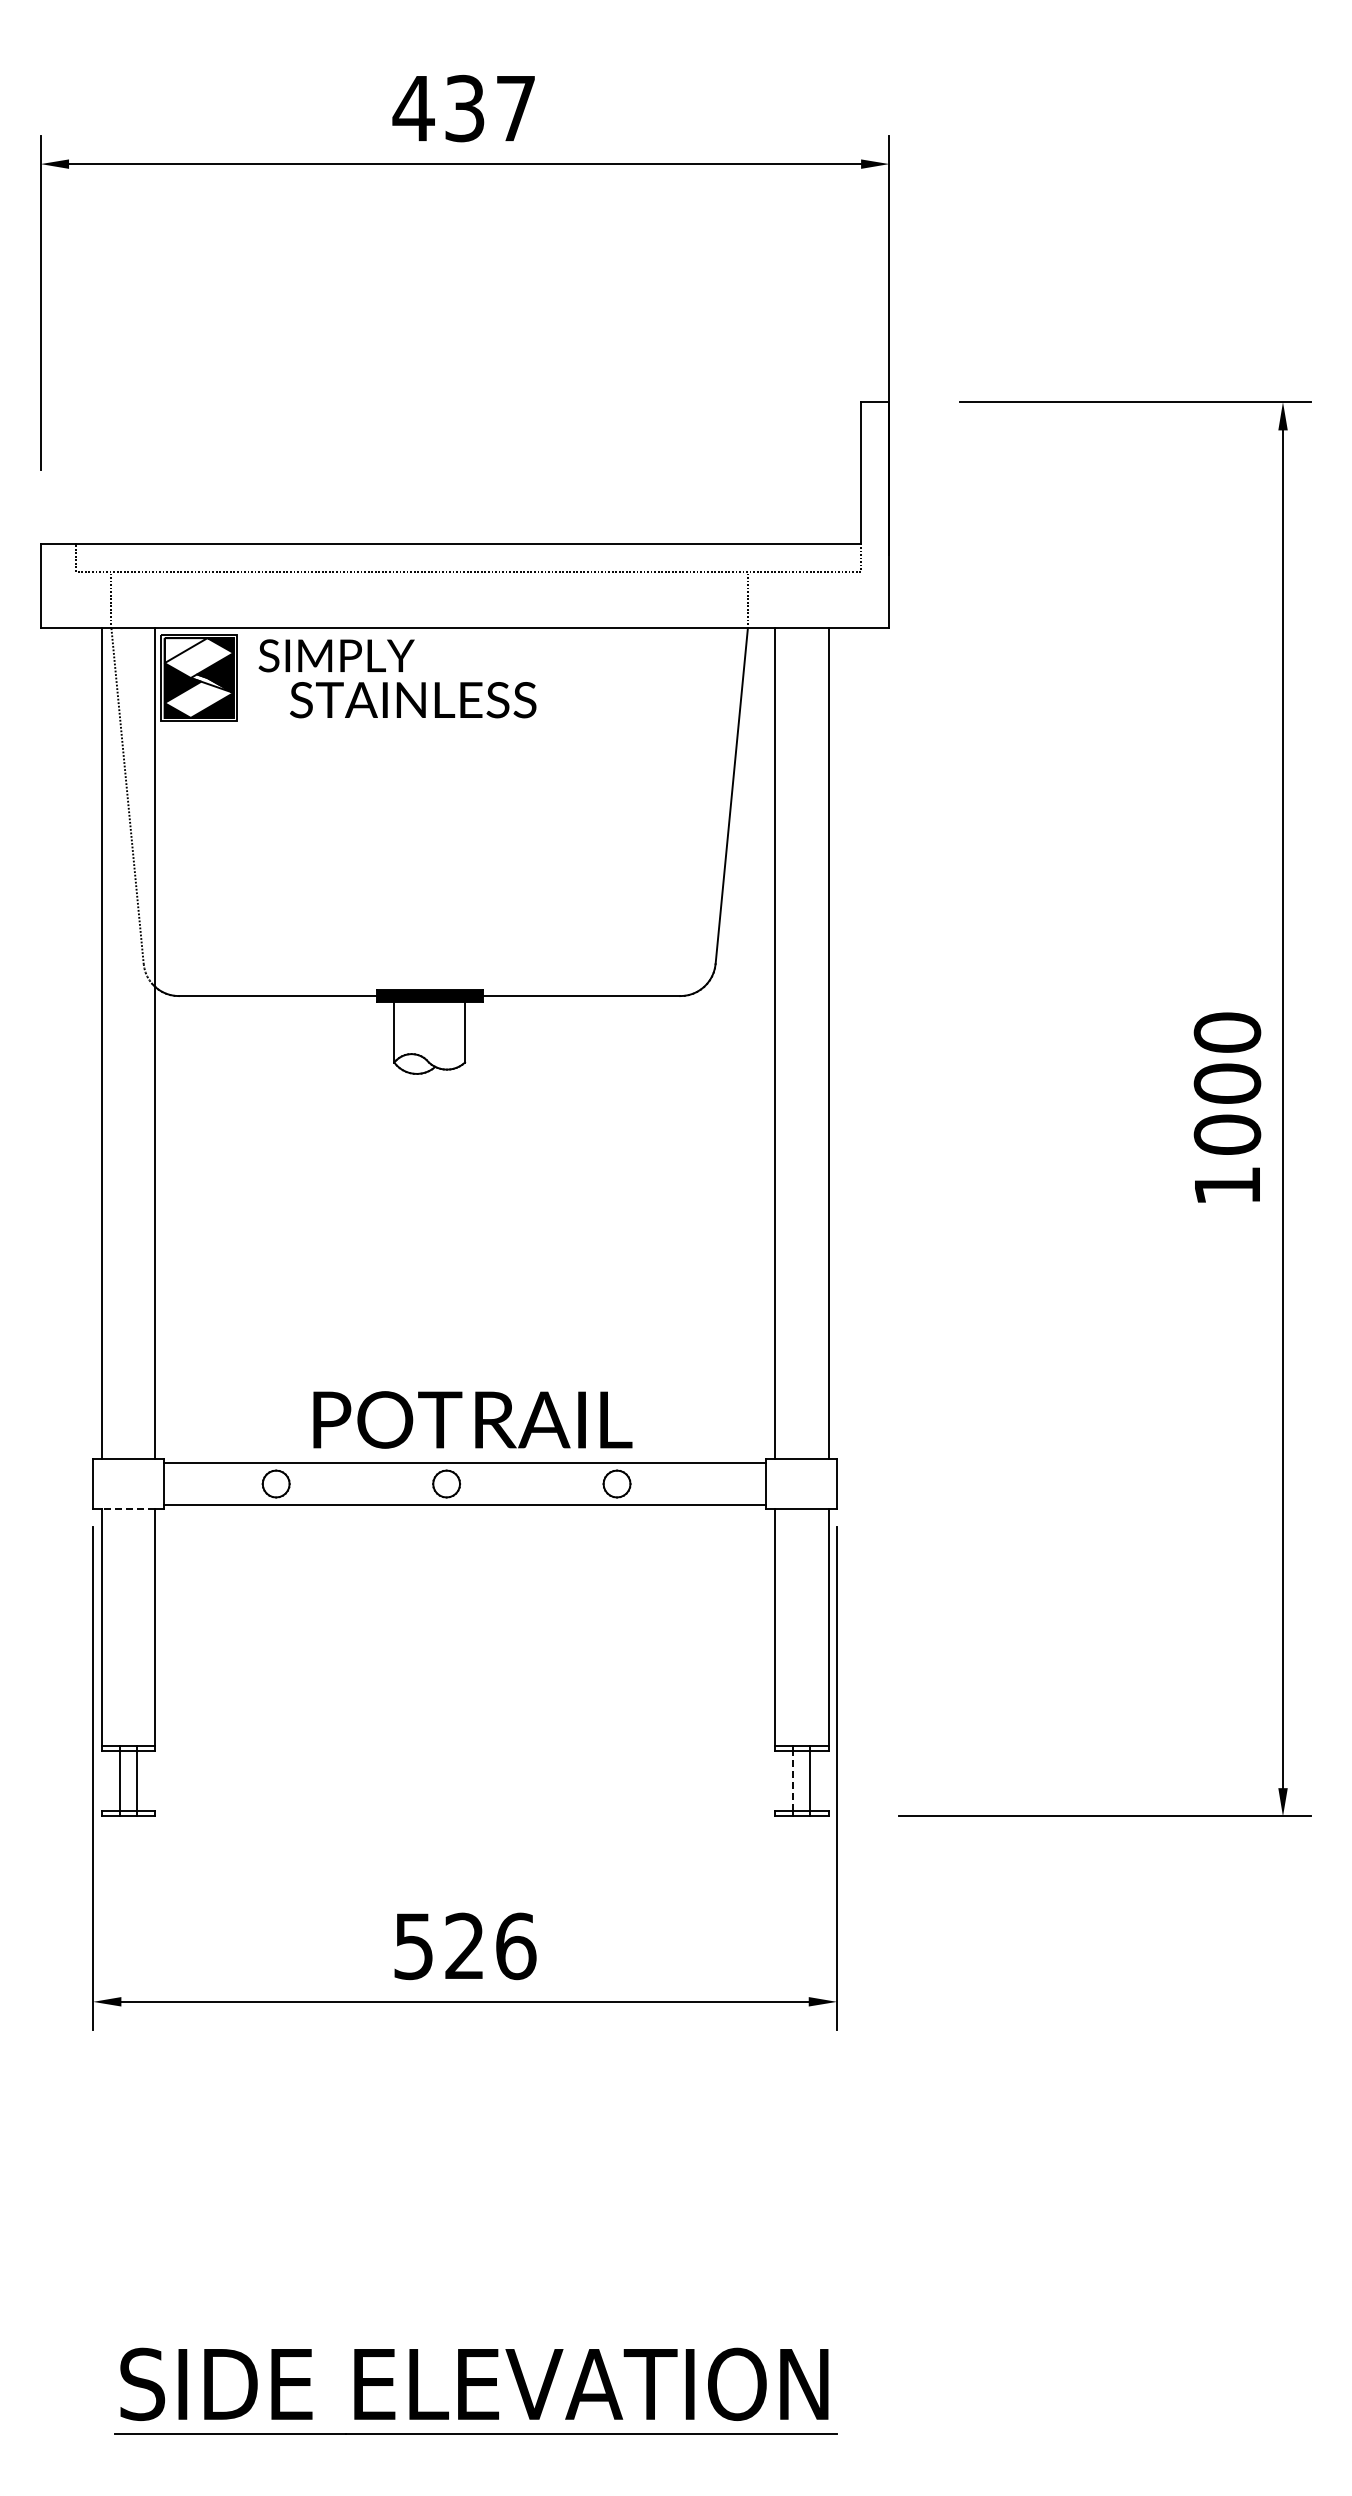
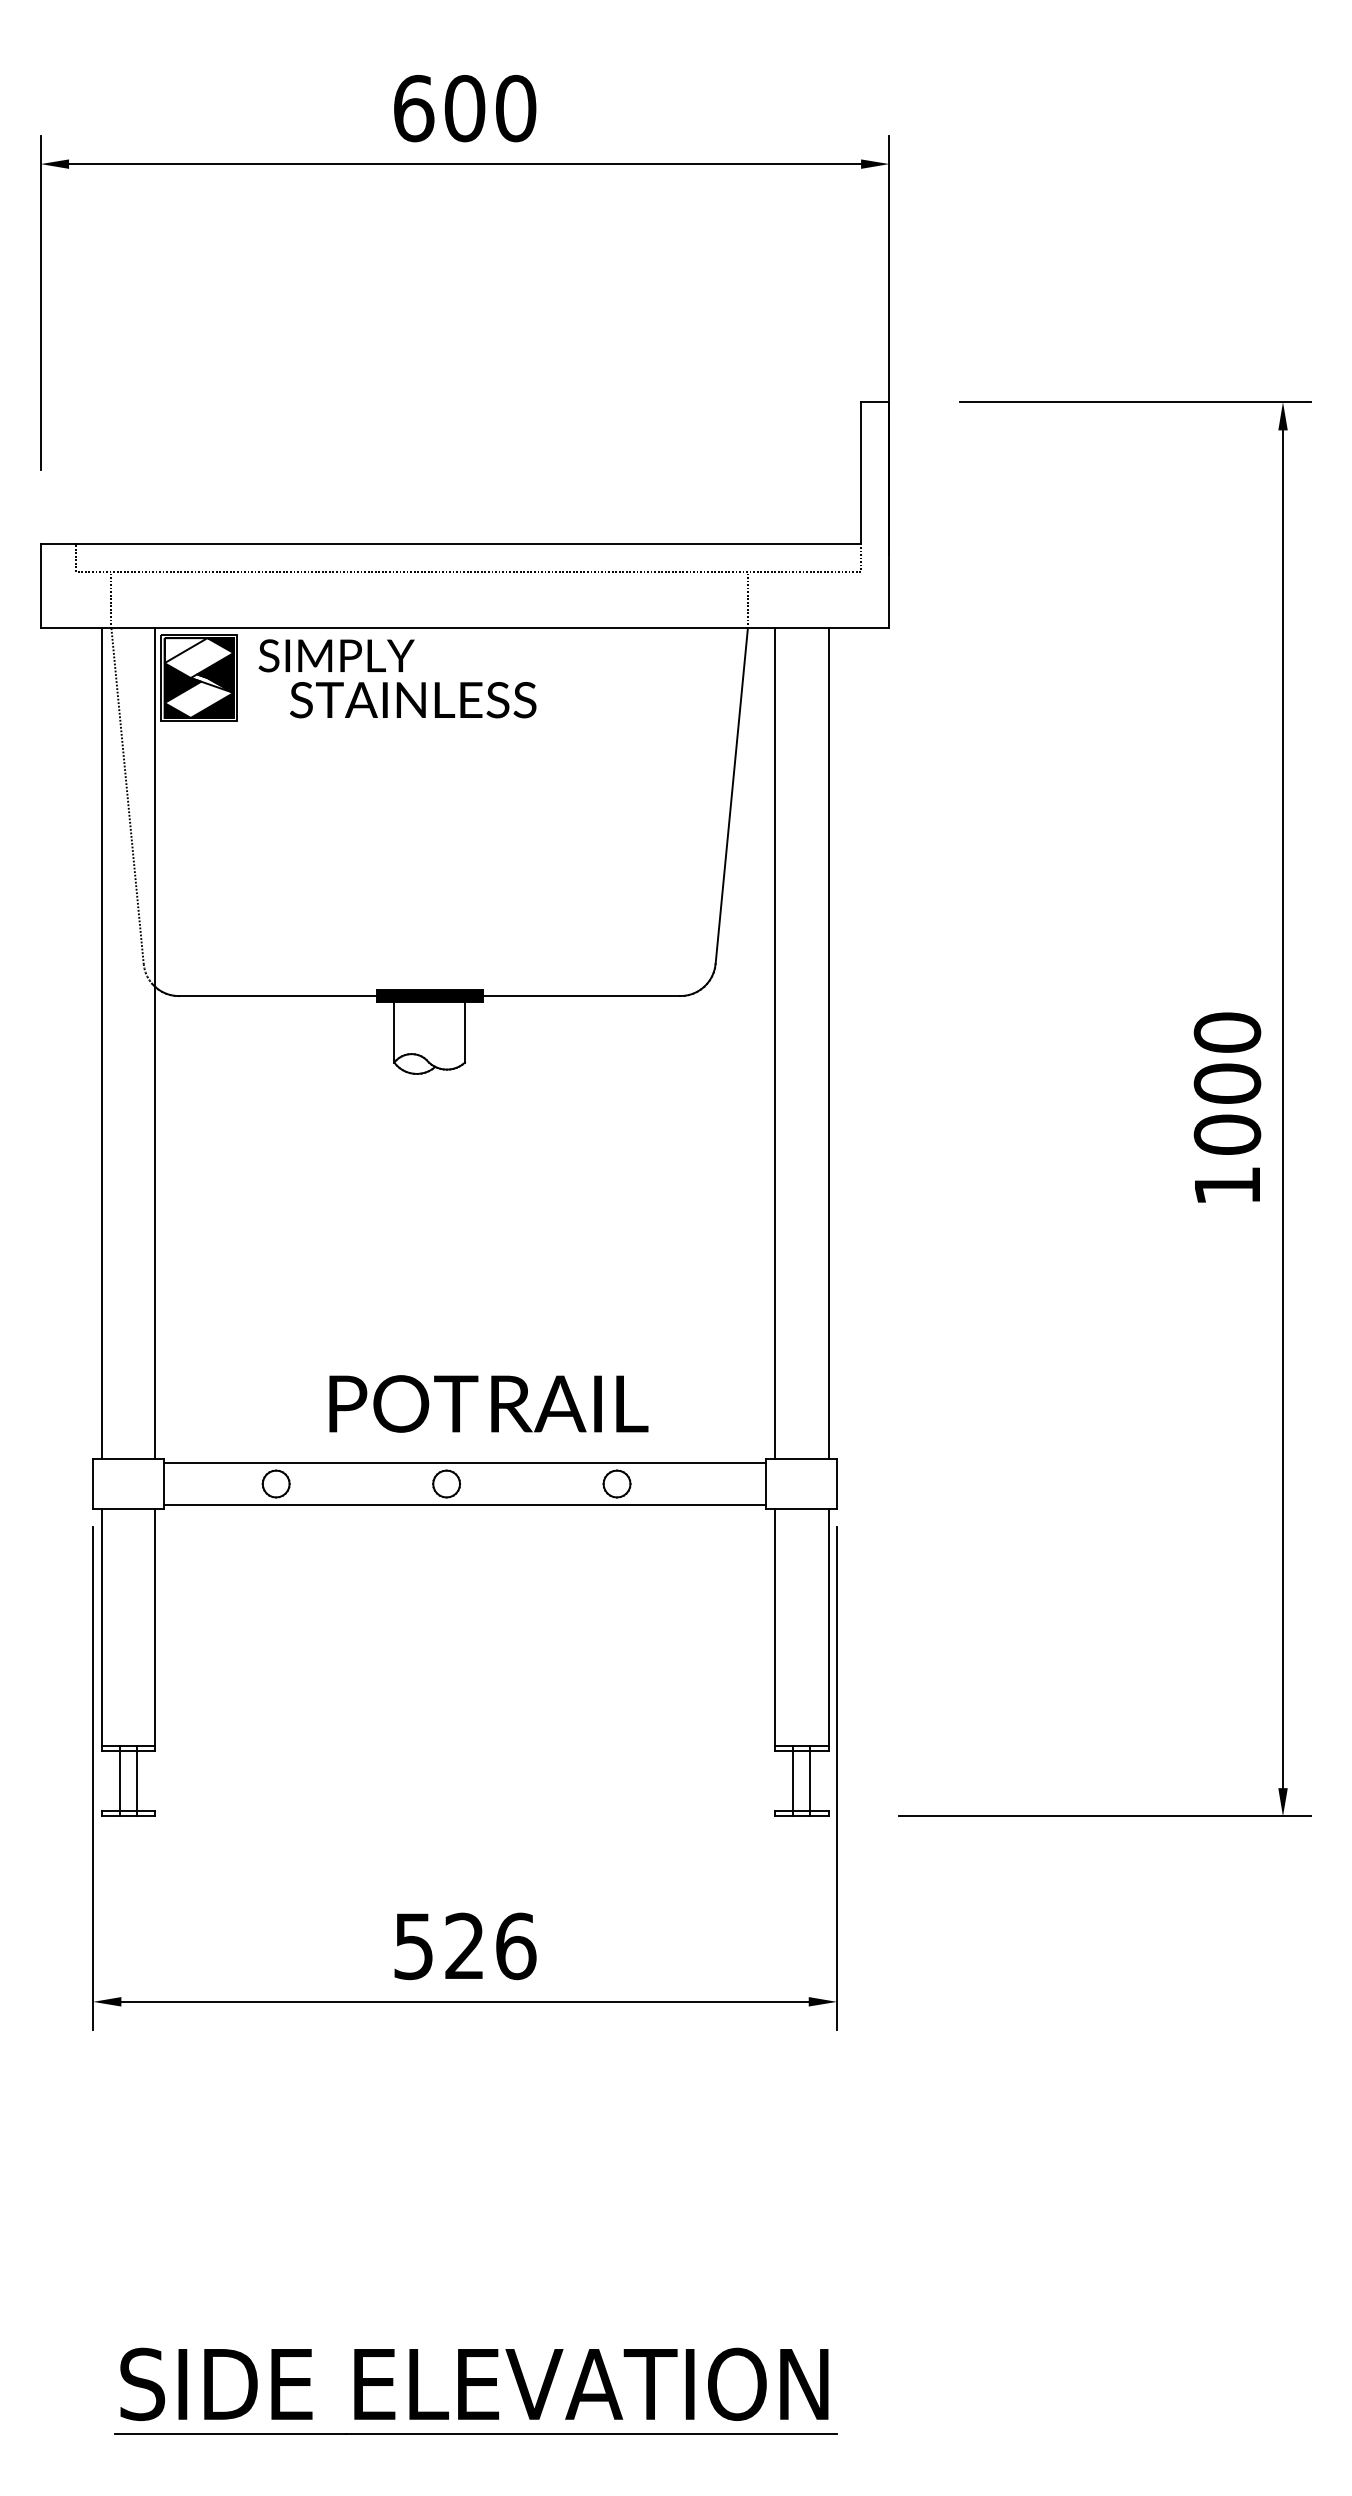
text: 437 -> 600 (464, 108)
text position: (472, 1419) -> (488, 1403) (488, 1403)
line: dashed -> solid (128, 1508)
line: dashed -> solid (793, 1781)
